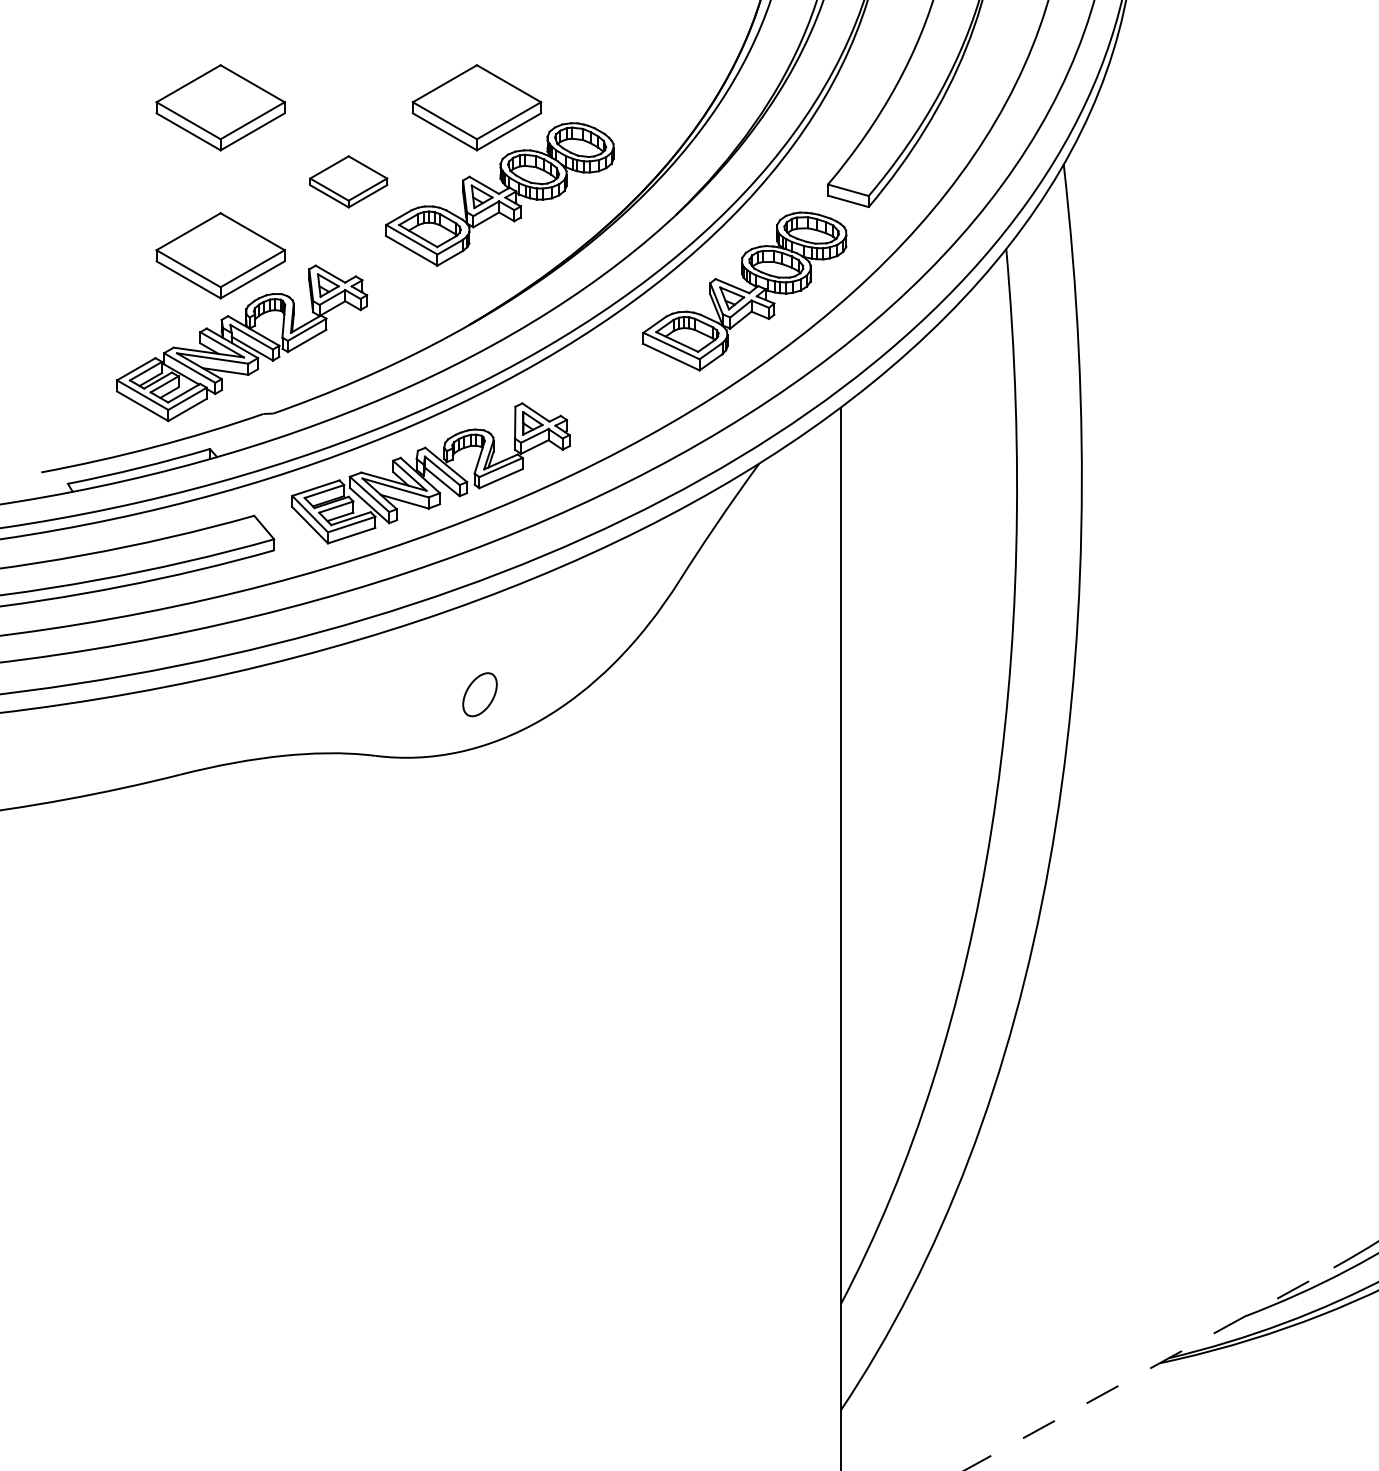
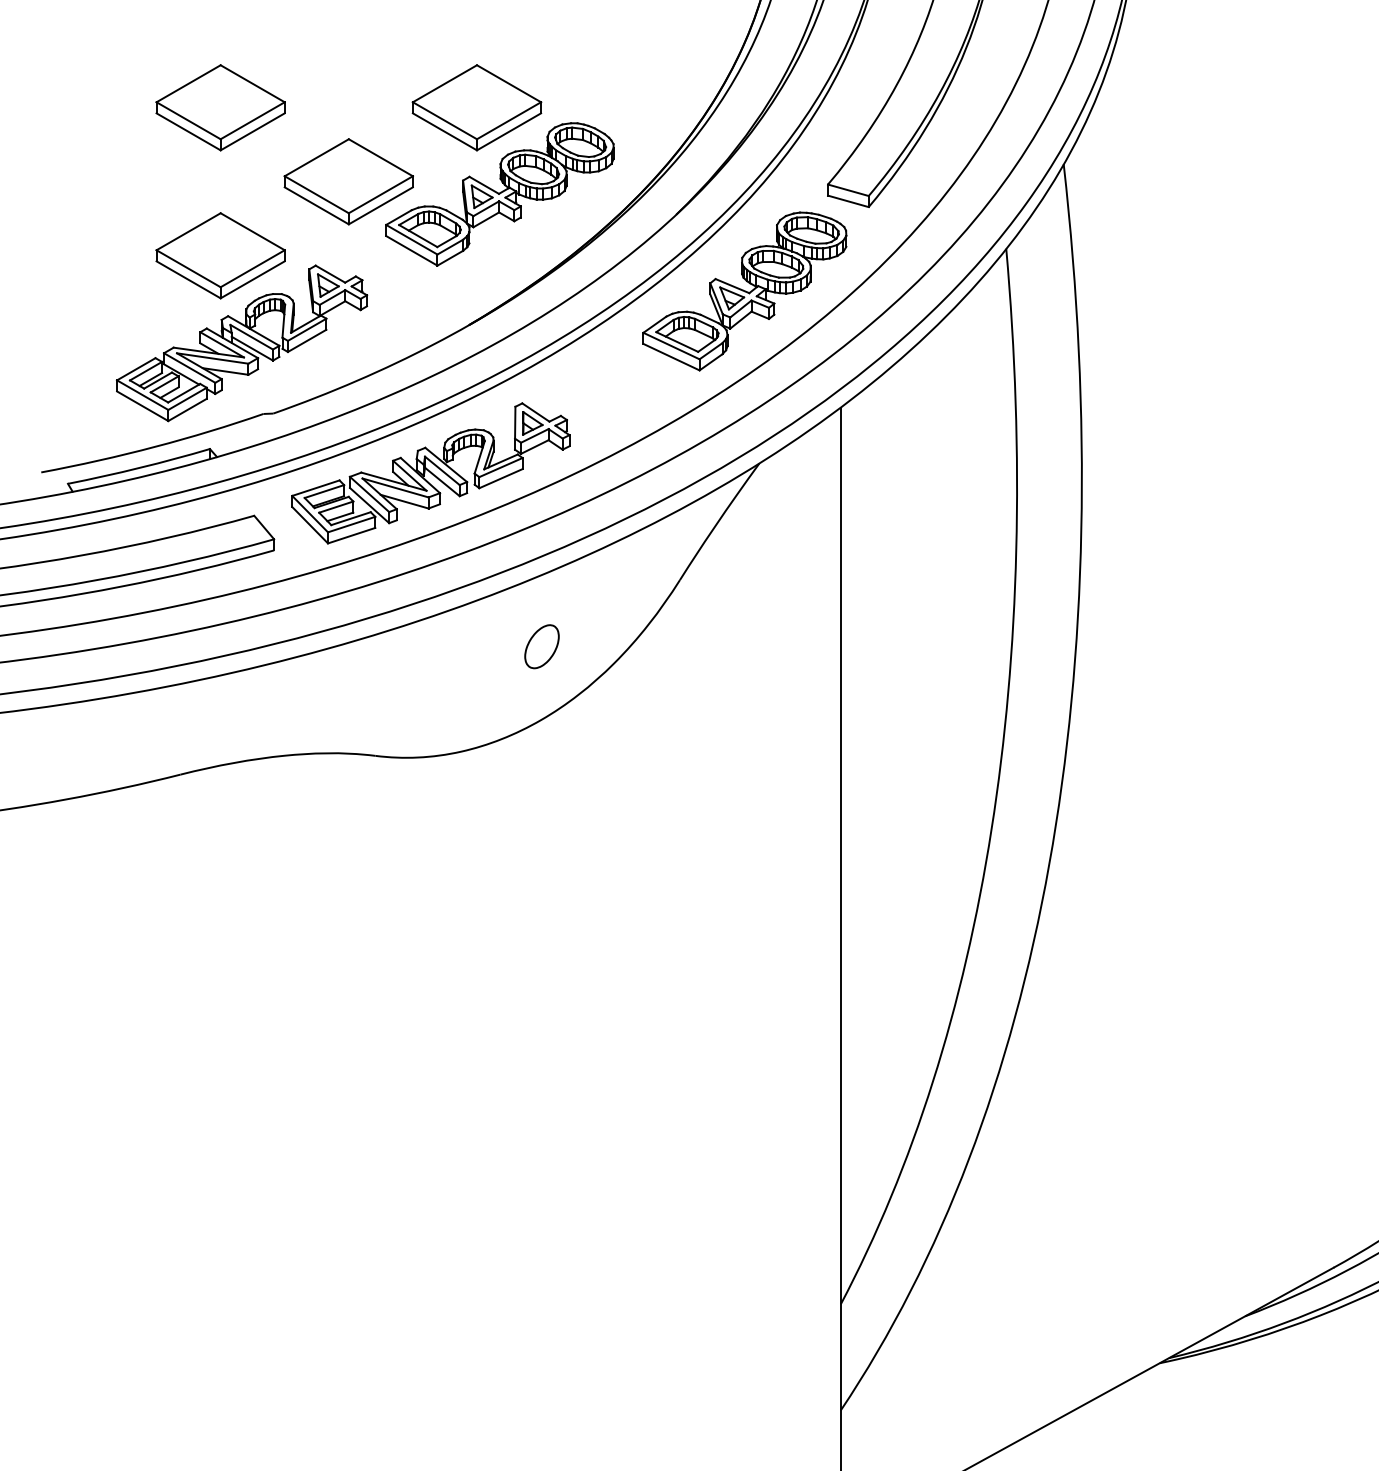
part size: 80x54 px -> 131x88 px (348, 181)
part position: (479, 694) -> (541, 646) (541, 646)
line: dashed -> solid (1148, 1369)
